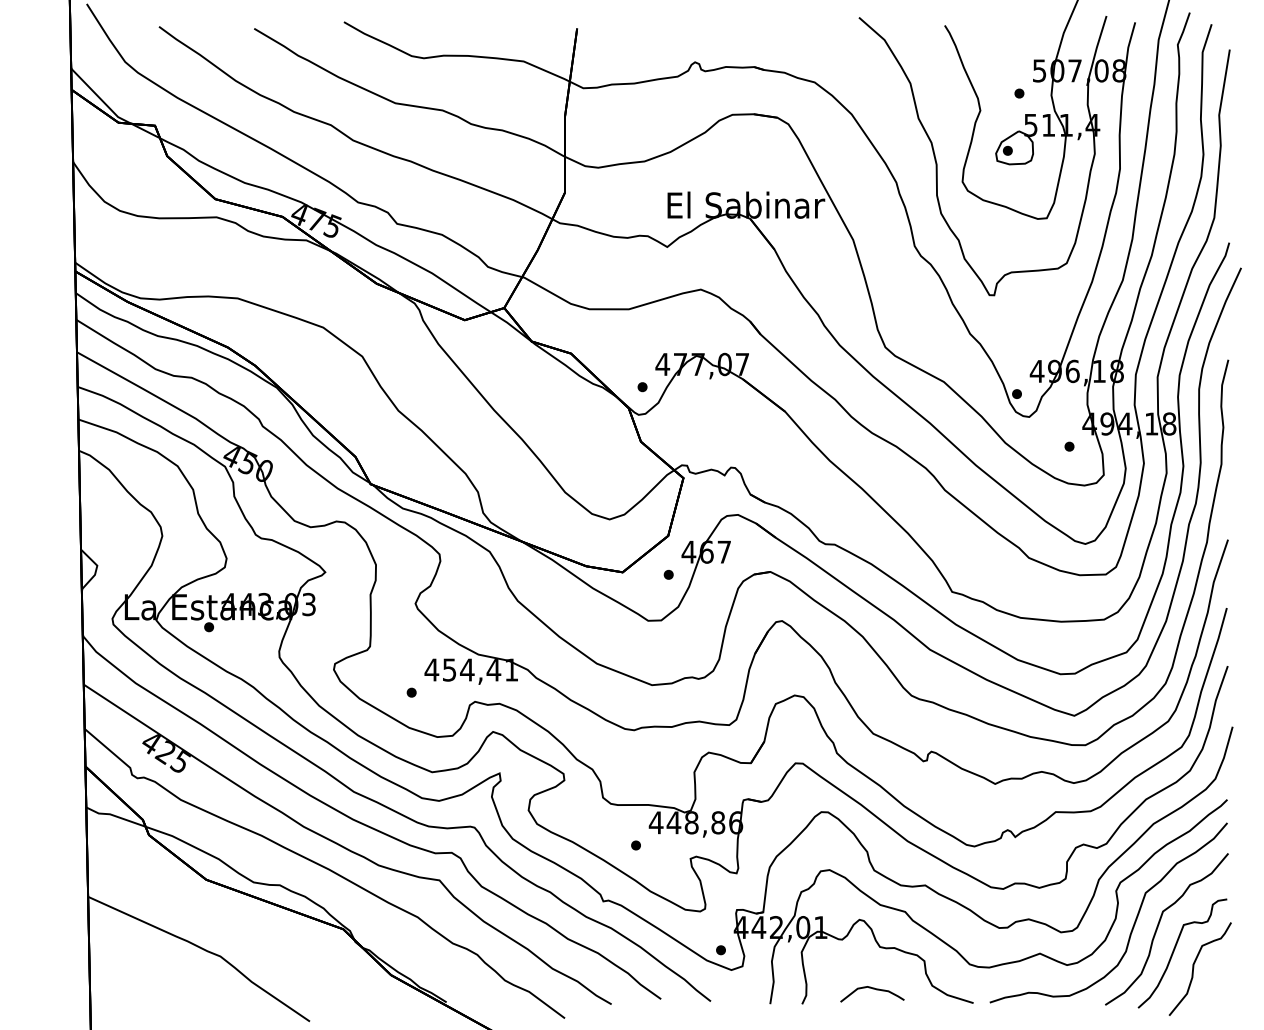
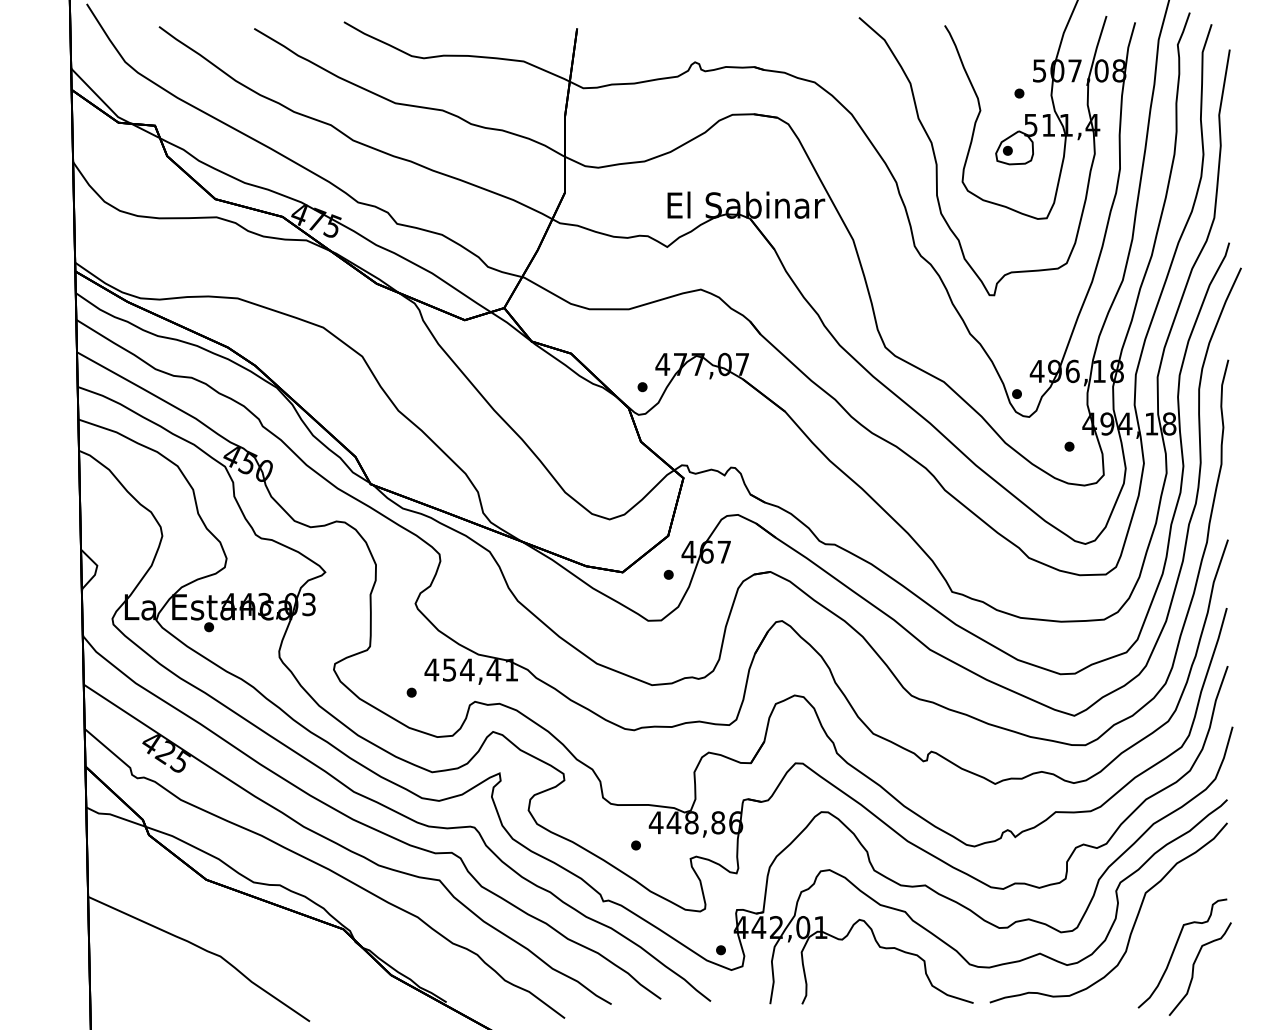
curve: present -> none (1158, 927)
curve: present -> none (872, 989)
